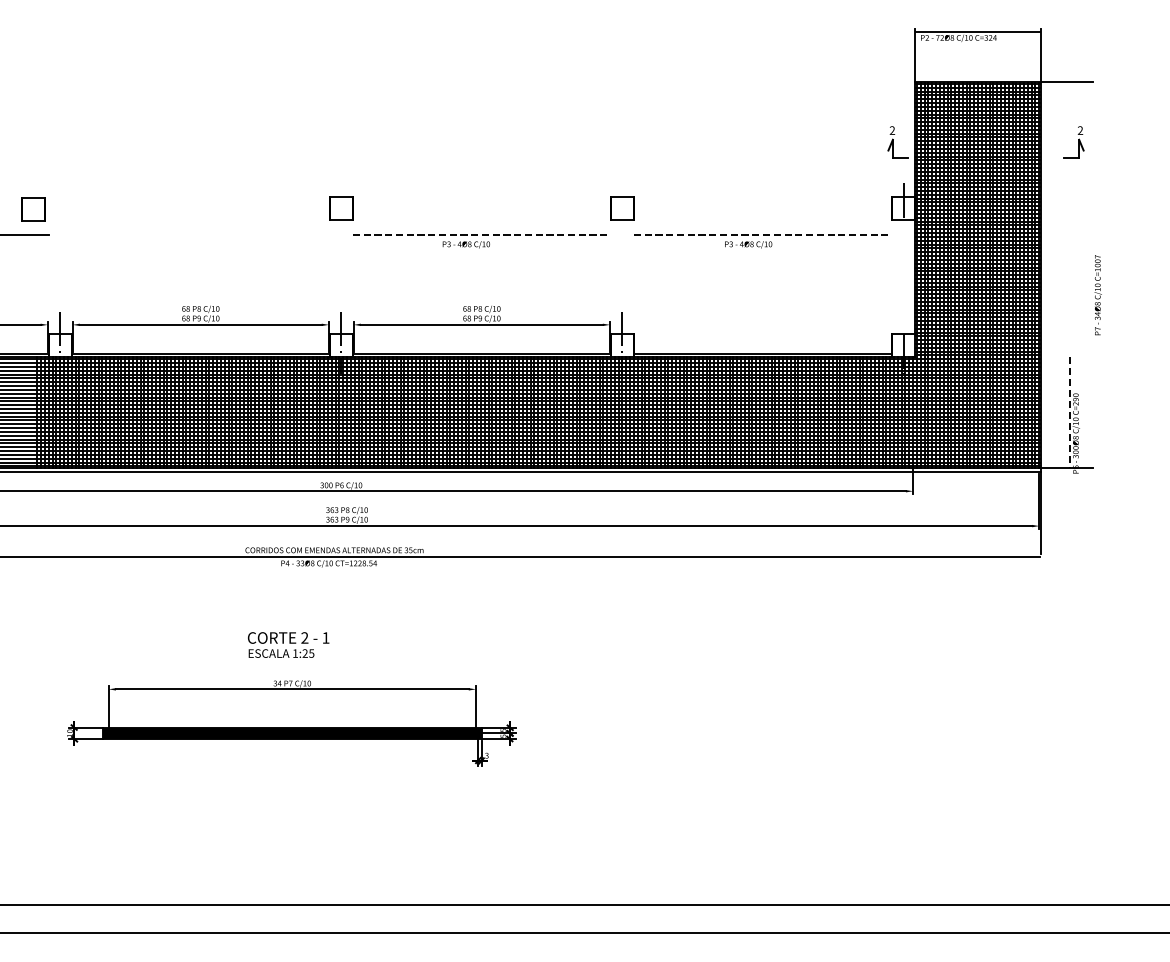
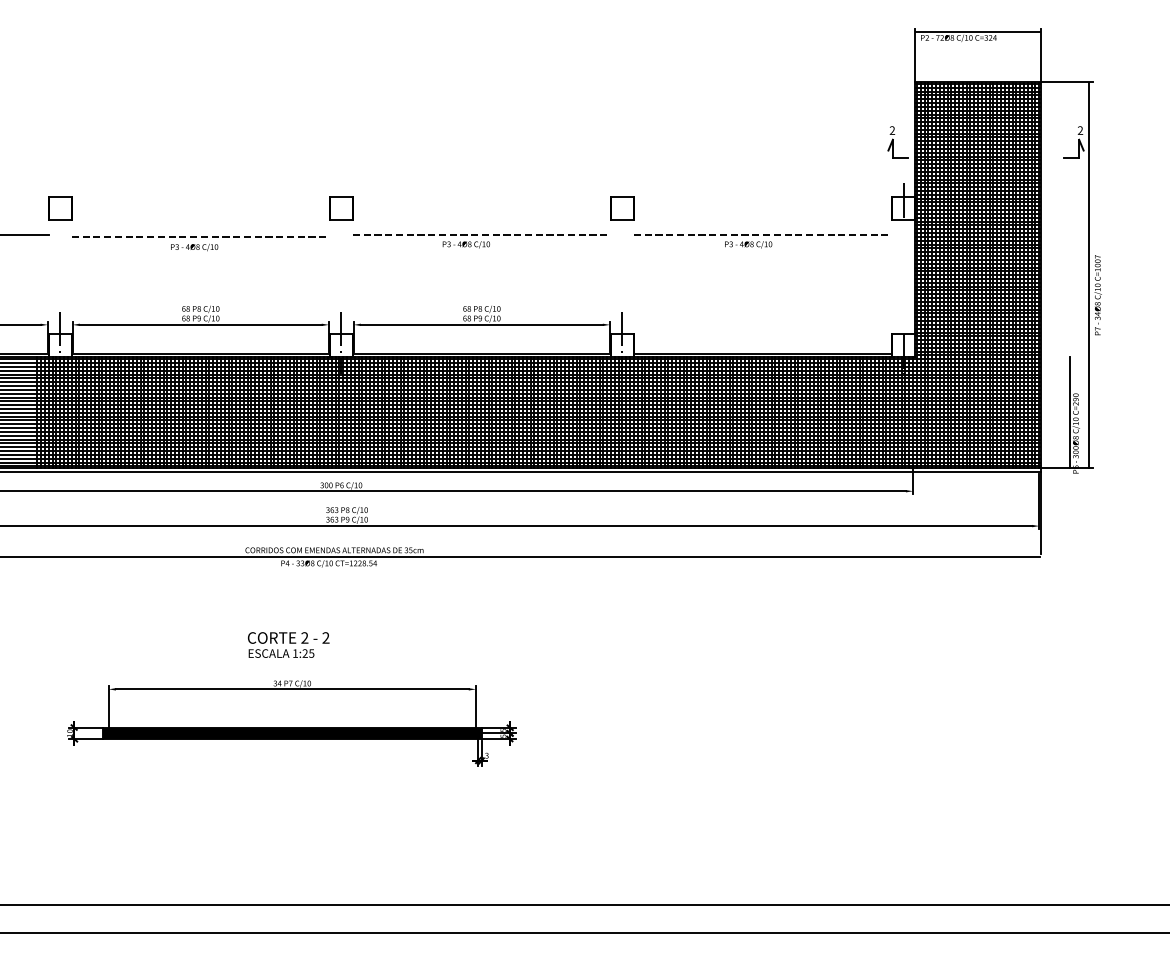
part position: (33, 209) -> (60, 208) (60, 208)
part: none -> present (198, 243)
line: none -> present (1089, 275)
line: dashed -> solid (1069, 413)
text: 1 -> 2 (325, 637)
